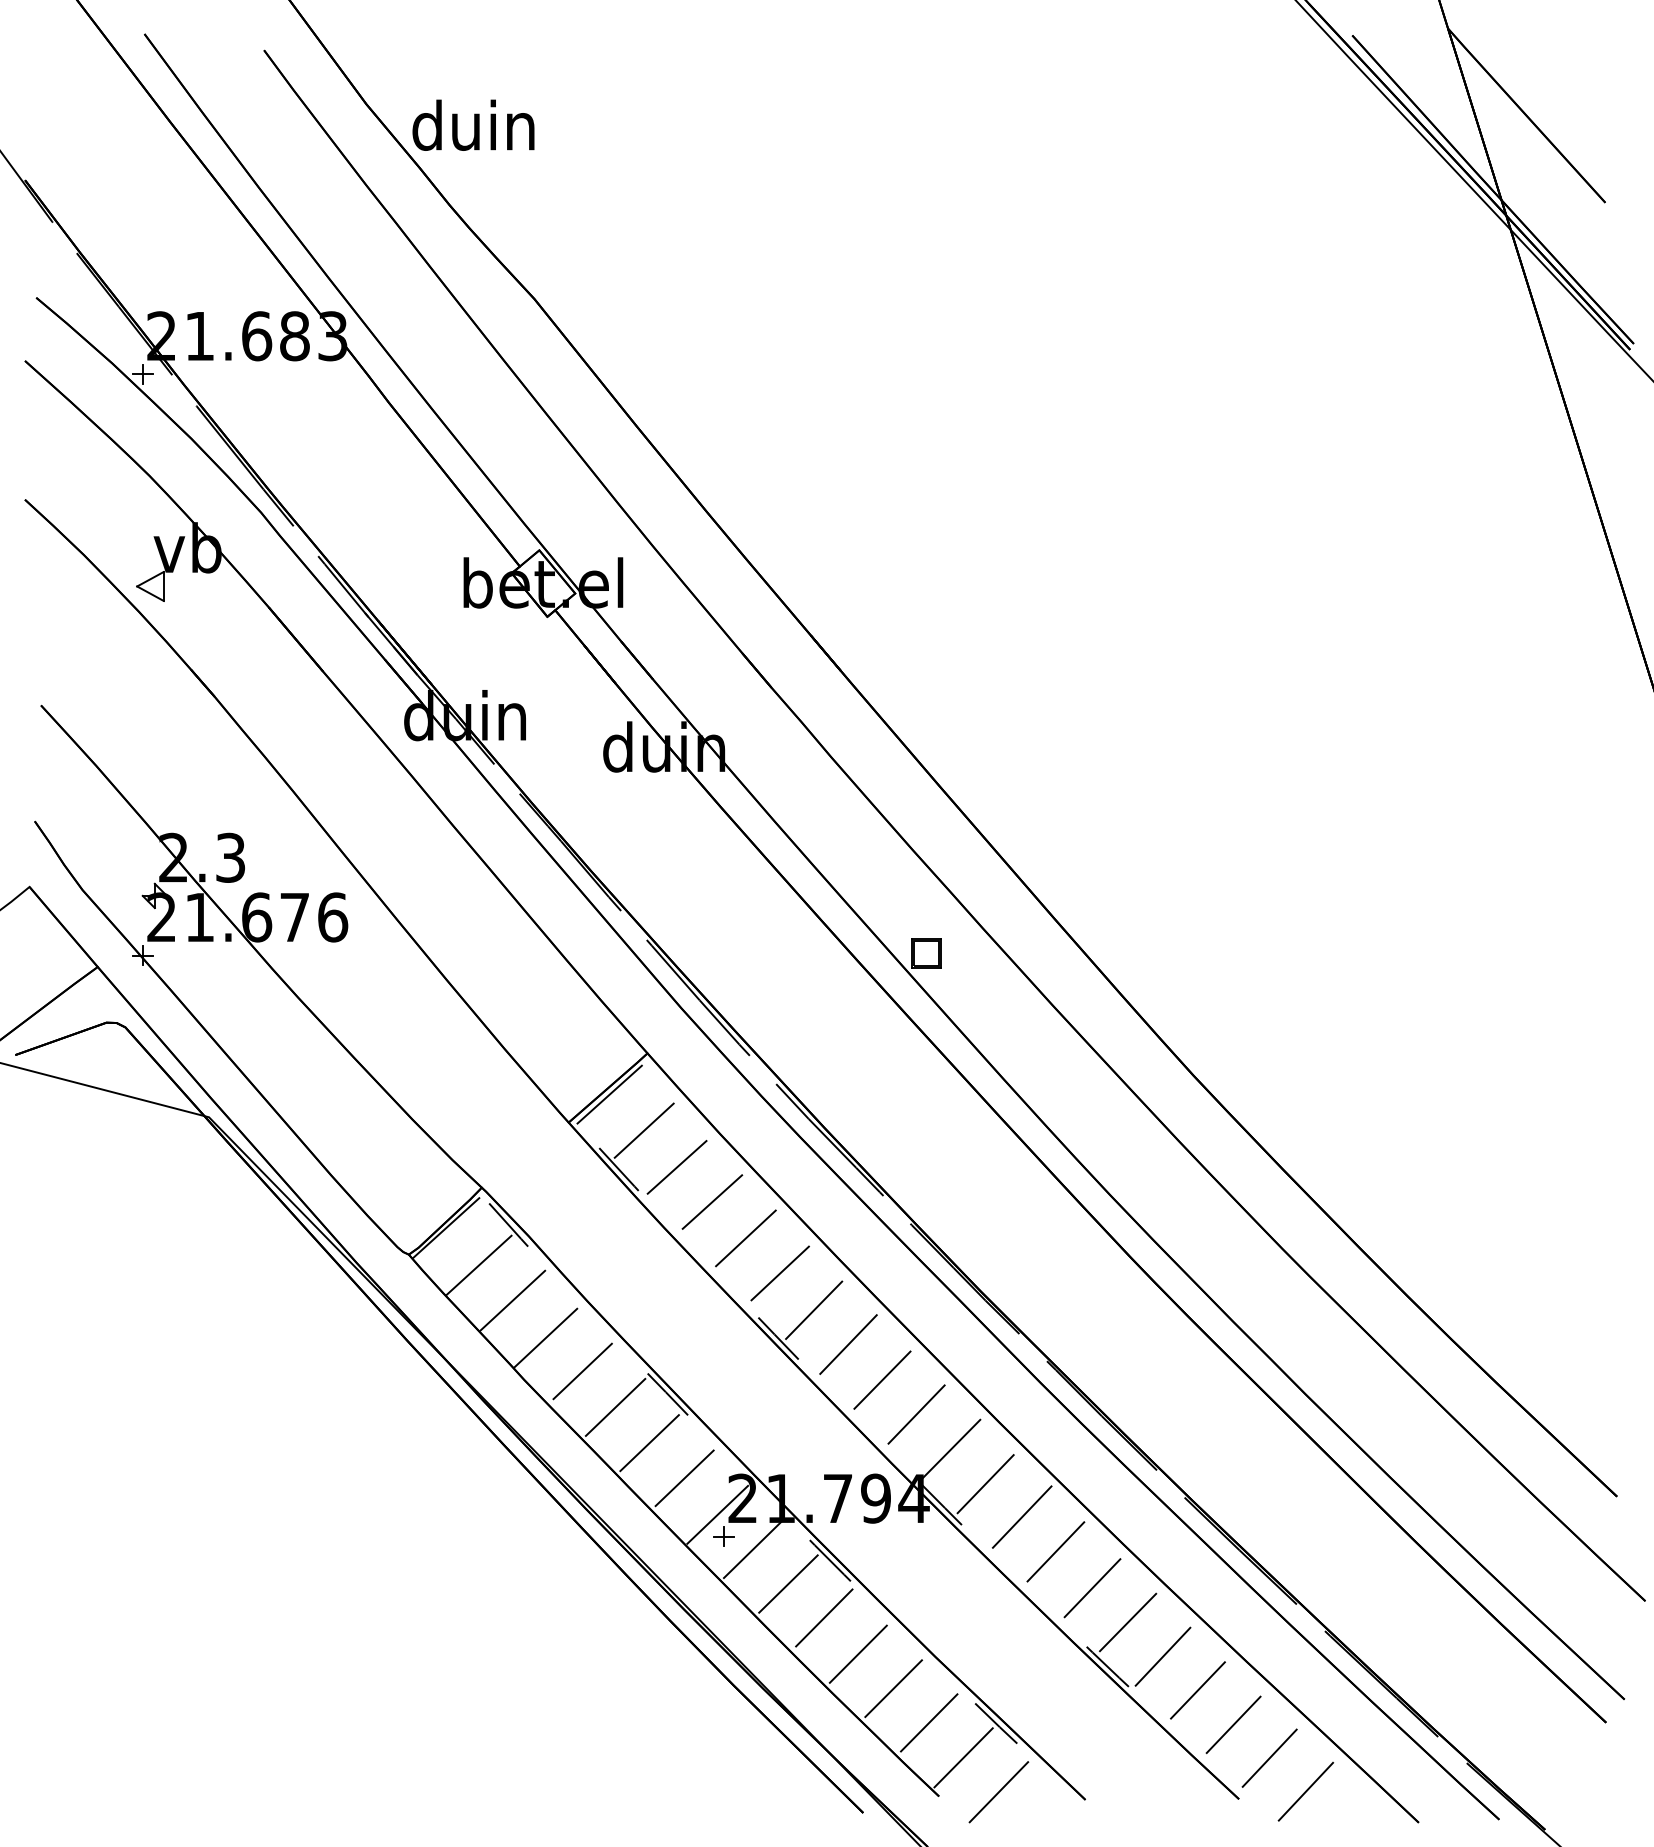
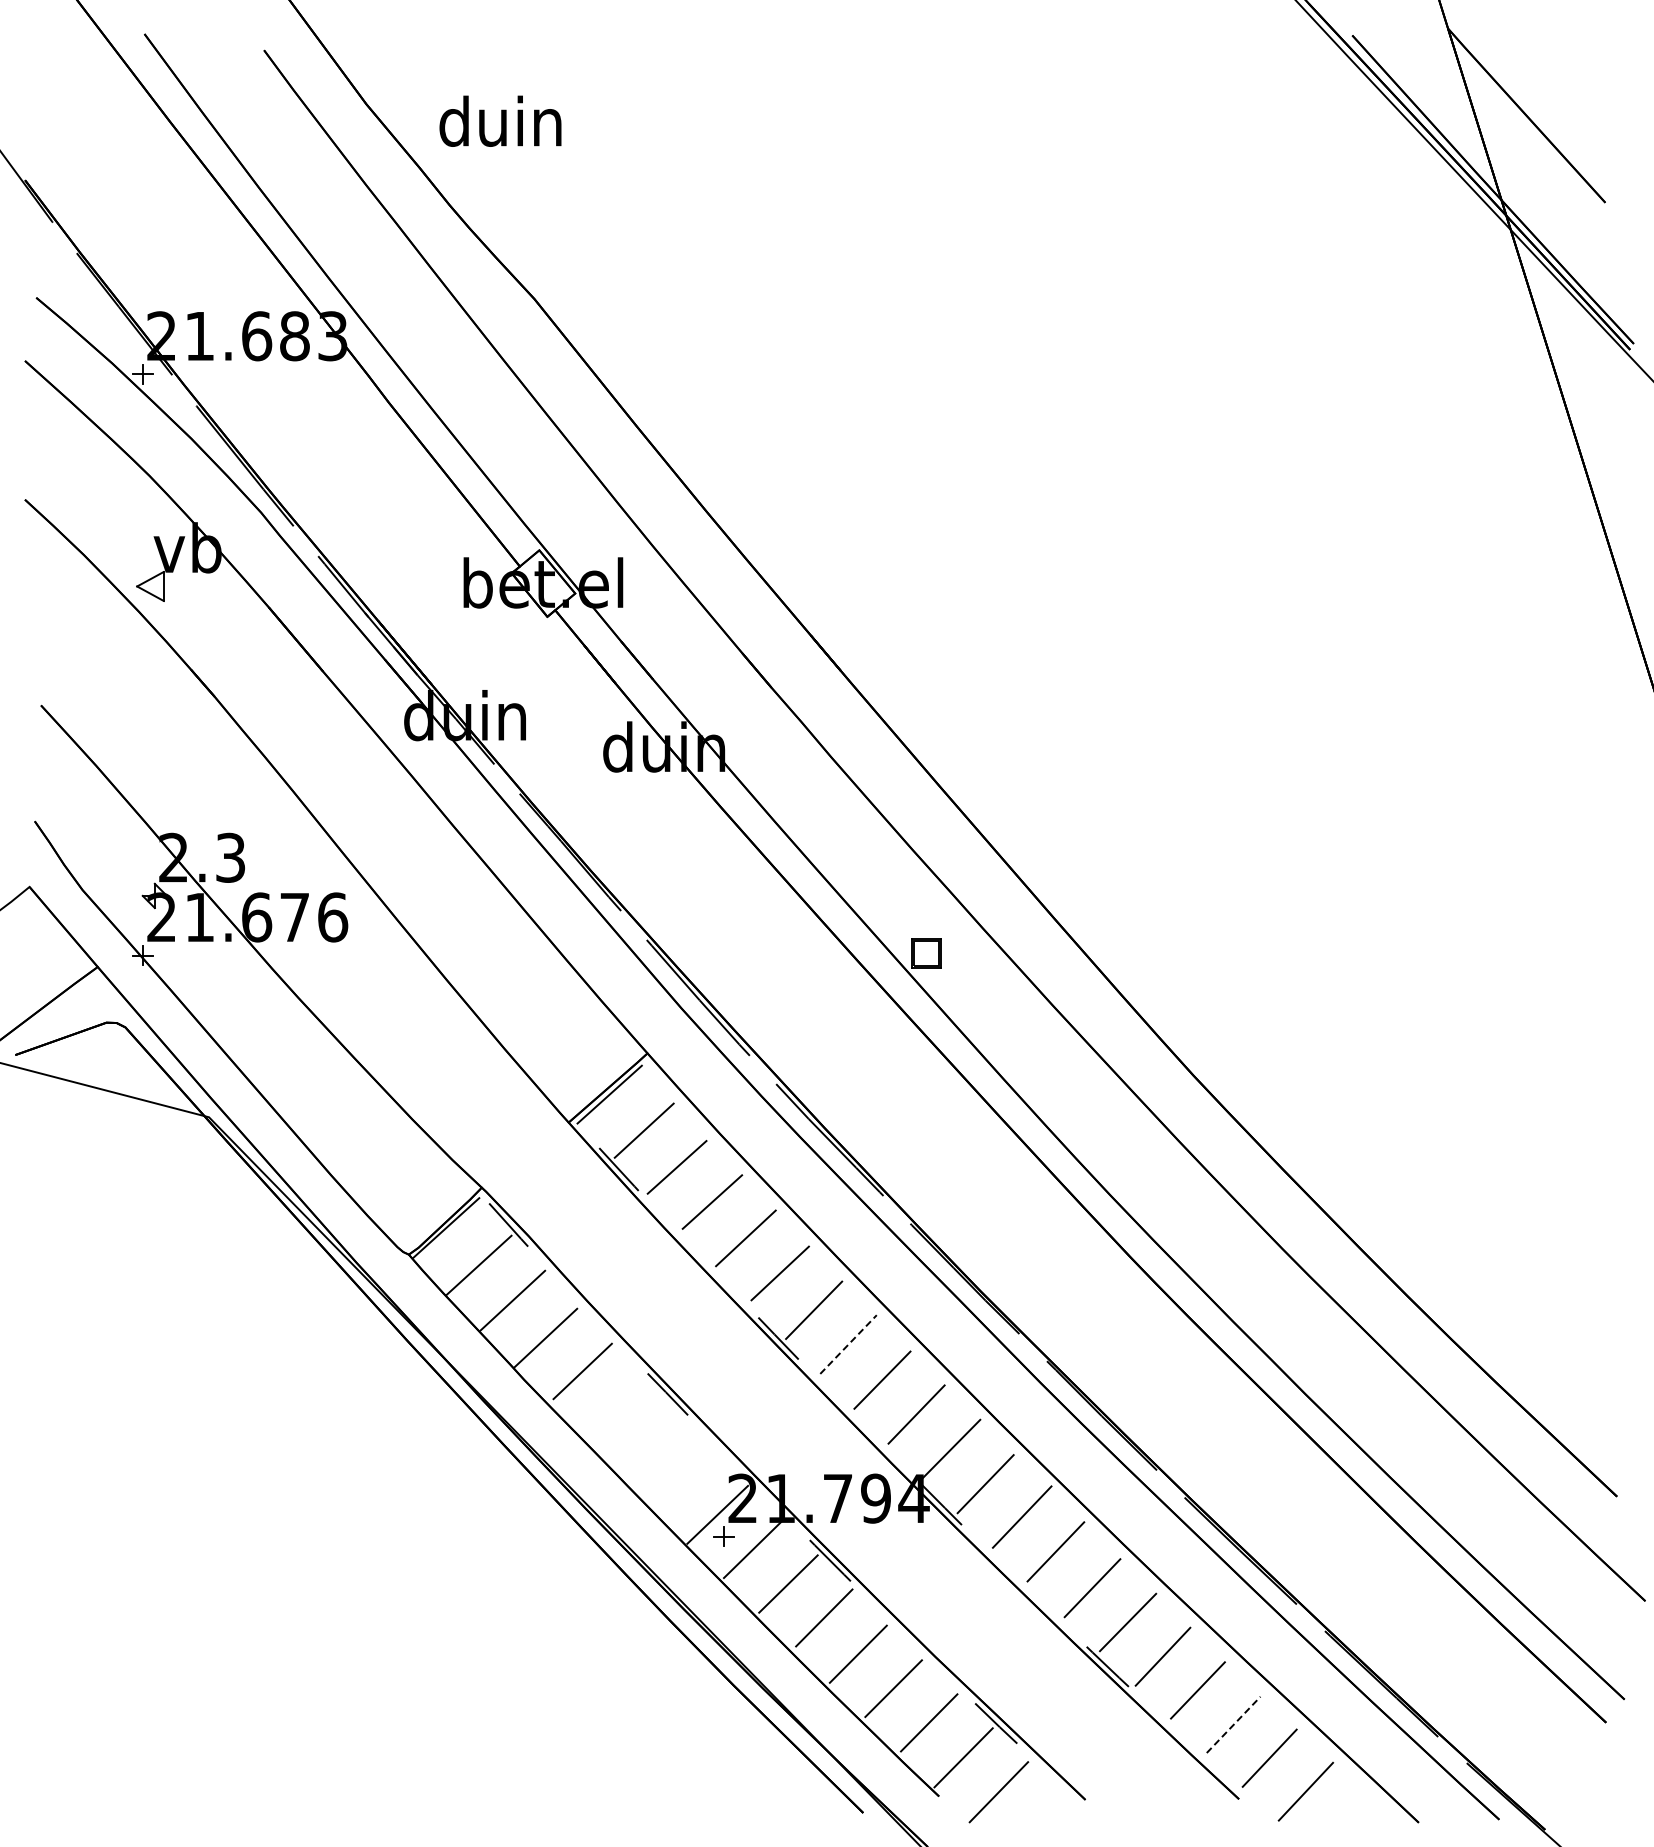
text position: (473, 124) -> (500, 120) (500, 120)
line: solid -> dashed (848, 1344)
line: present -> none (615, 1406)
line: present -> none (649, 1443)
line: present -> none (684, 1478)
line: solid -> dashed (1233, 1724)
